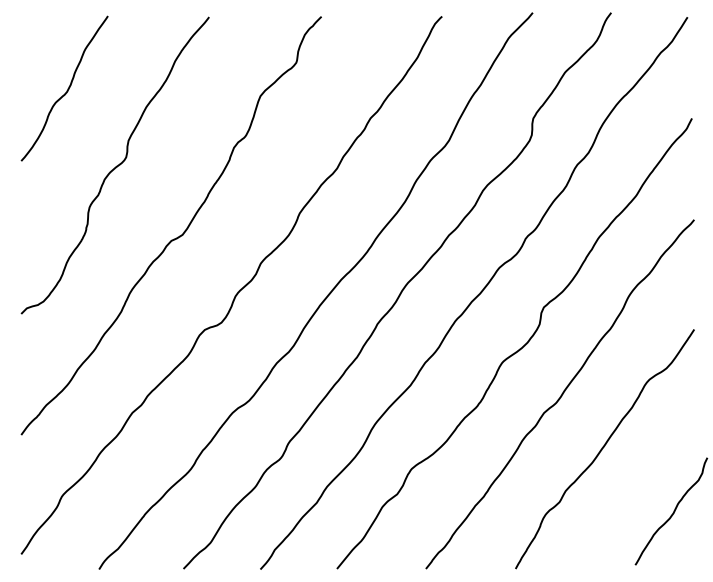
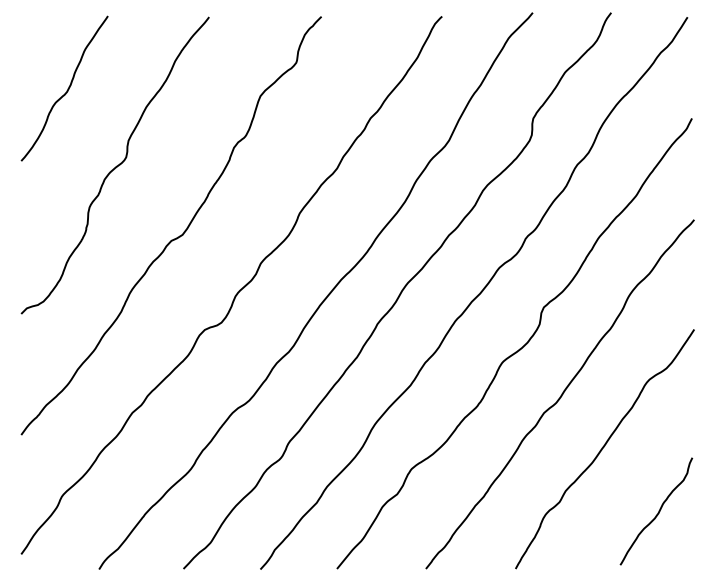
curve position: (672, 512) -> (657, 512) (657, 512)
